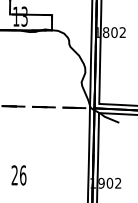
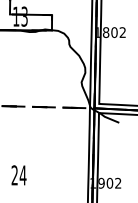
text: 26 -> 24 (22, 175)
